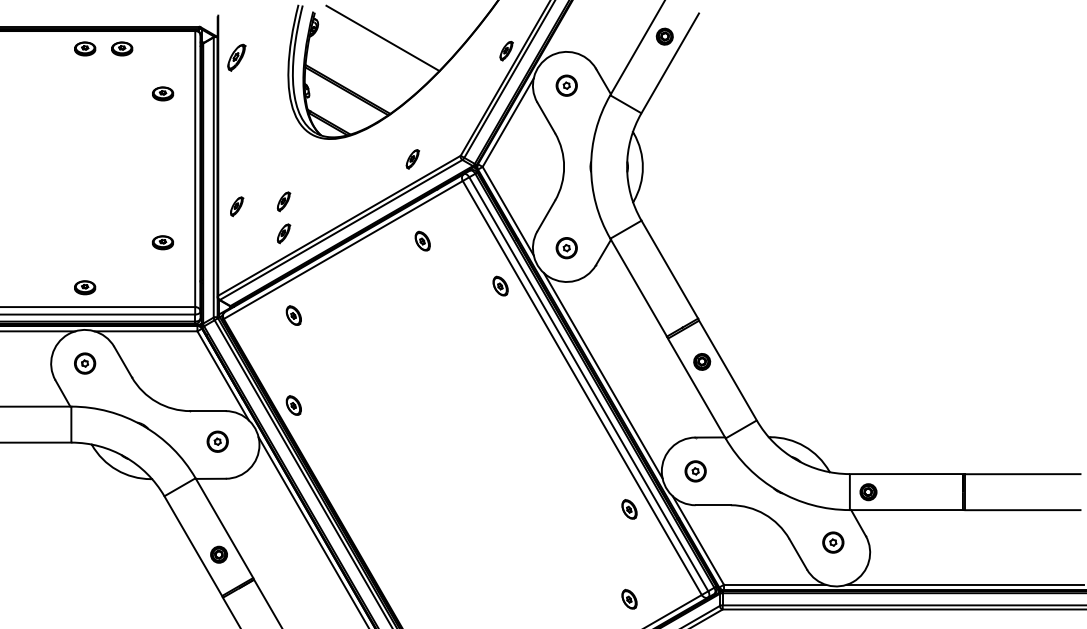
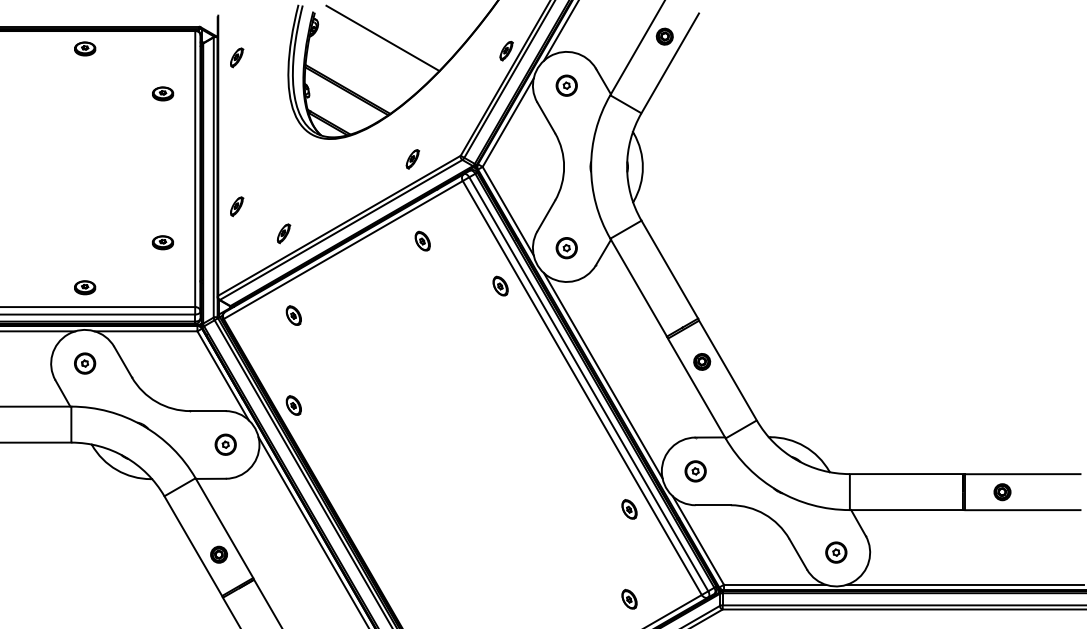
line: none -> present (560, 31)
part: present -> none (122, 48)
part size: 20x29 px -> 15x22 px (237, 57)
part: present -> none (283, 201)
part position: (217, 441) -> (225, 444) (225, 444)
part position: (868, 492) -> (1002, 492) (1002, 492)
part position: (833, 542) -> (836, 552) (836, 552)
